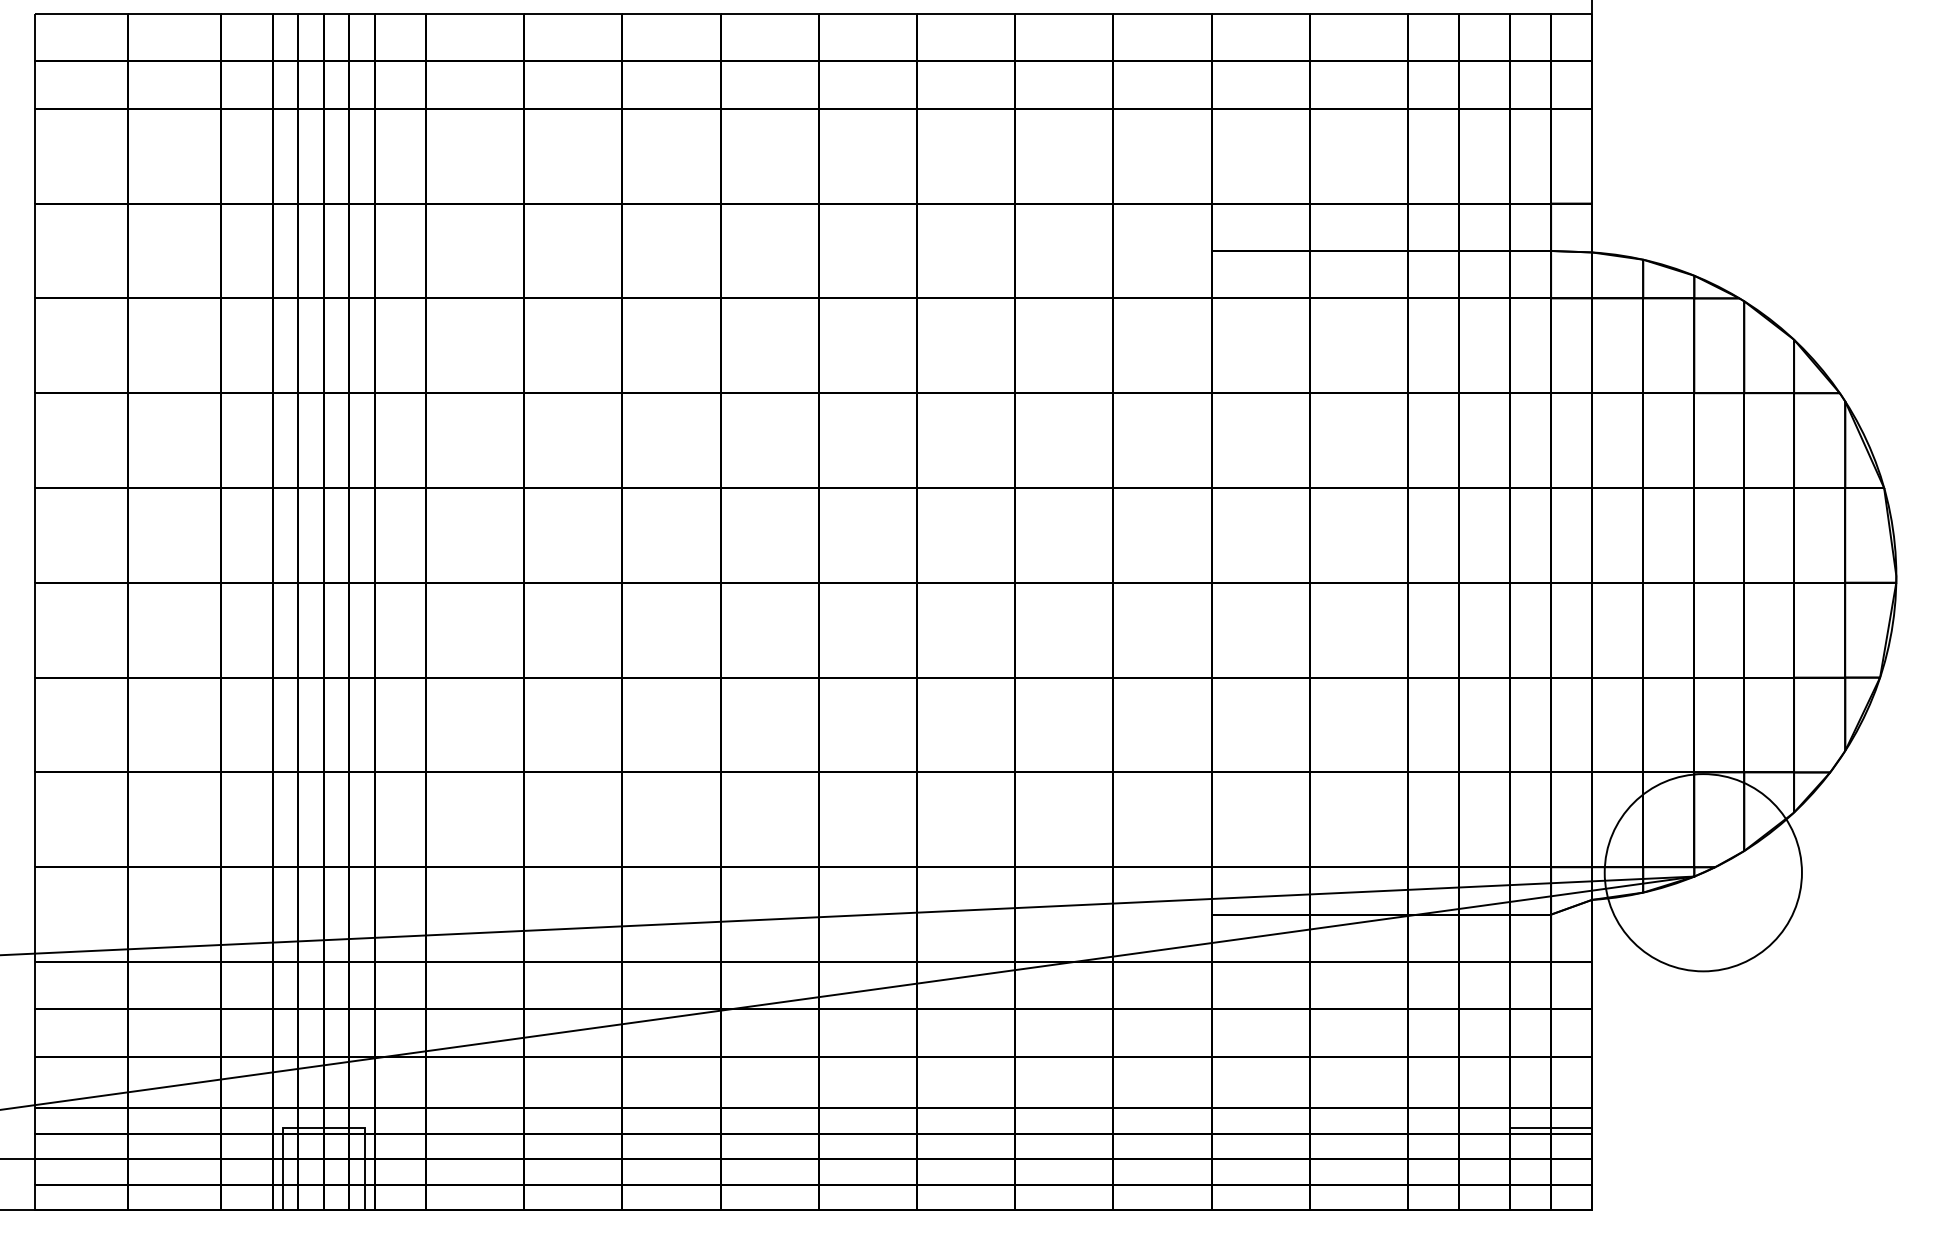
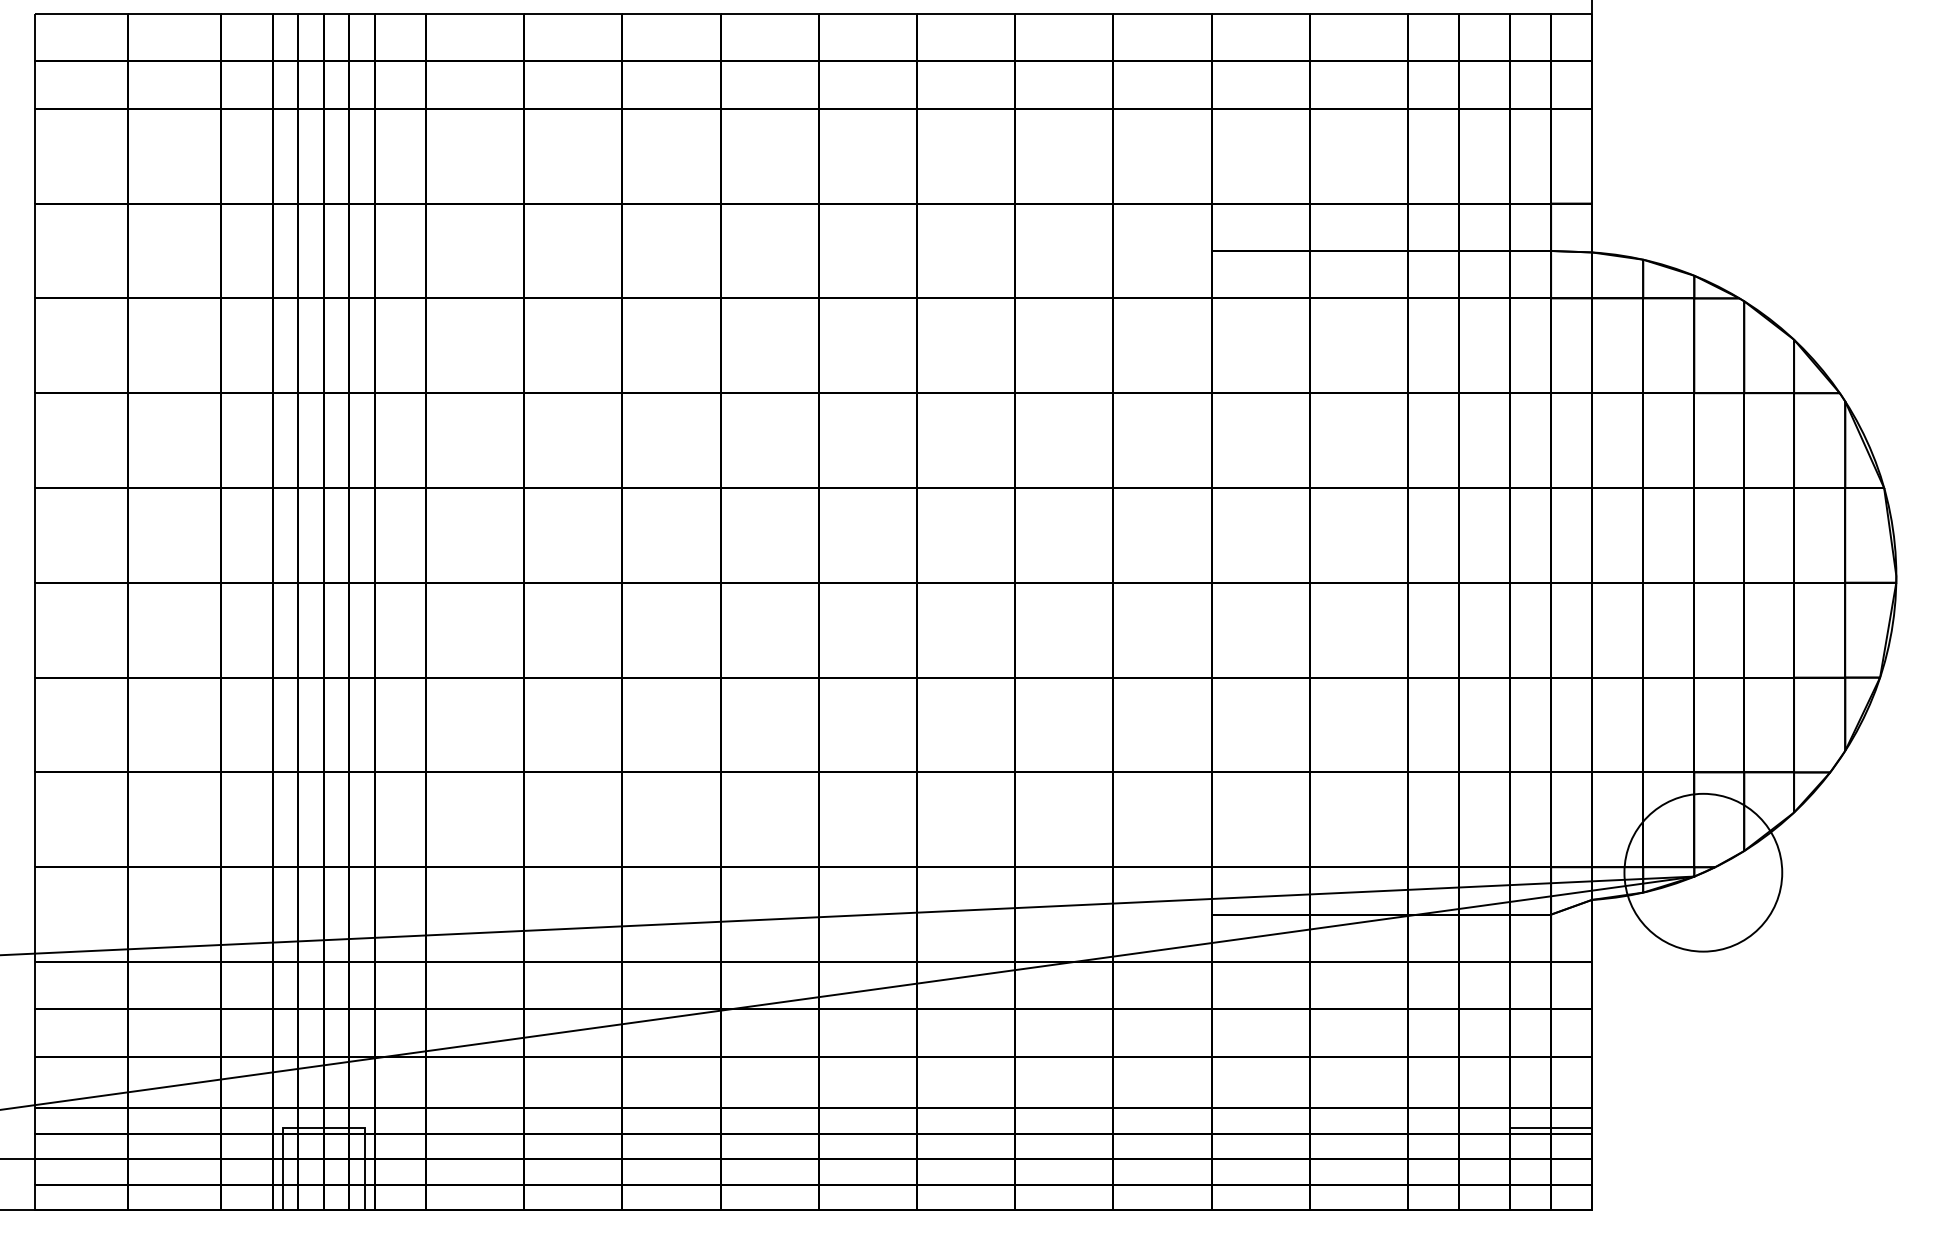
circle diameter: 197 px -> 158 px (1703, 872)
